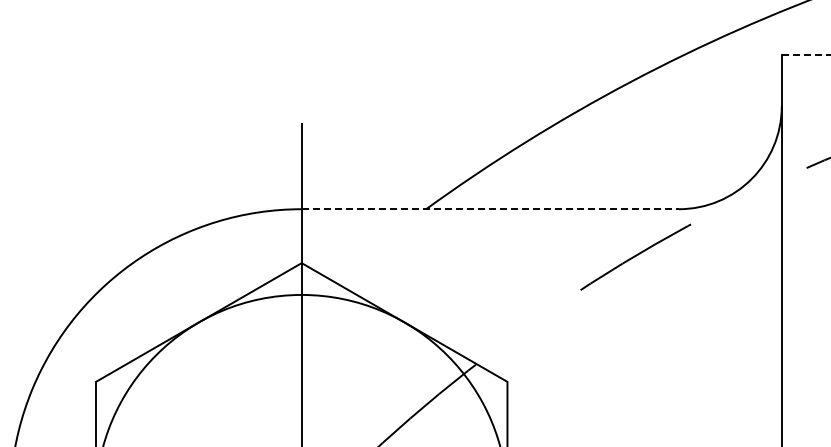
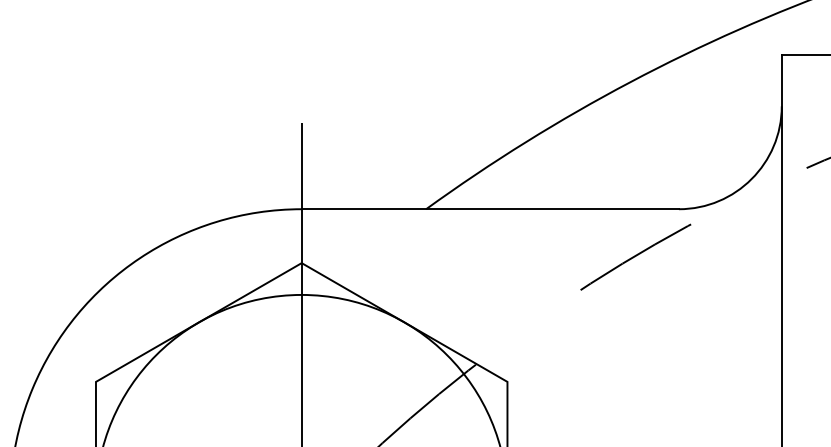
line: dashed -> solid (806, 54)
line: dashed -> solid (490, 209)
